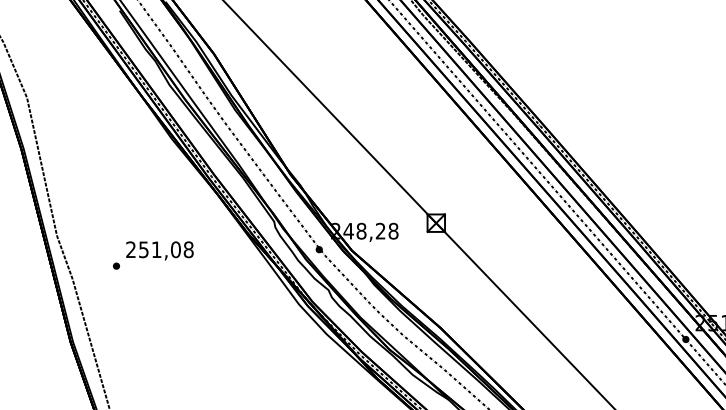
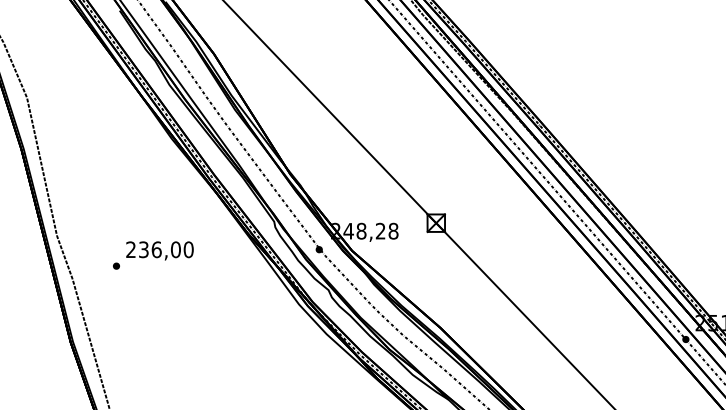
text: 251,08 -> 236,00 (166, 249)
